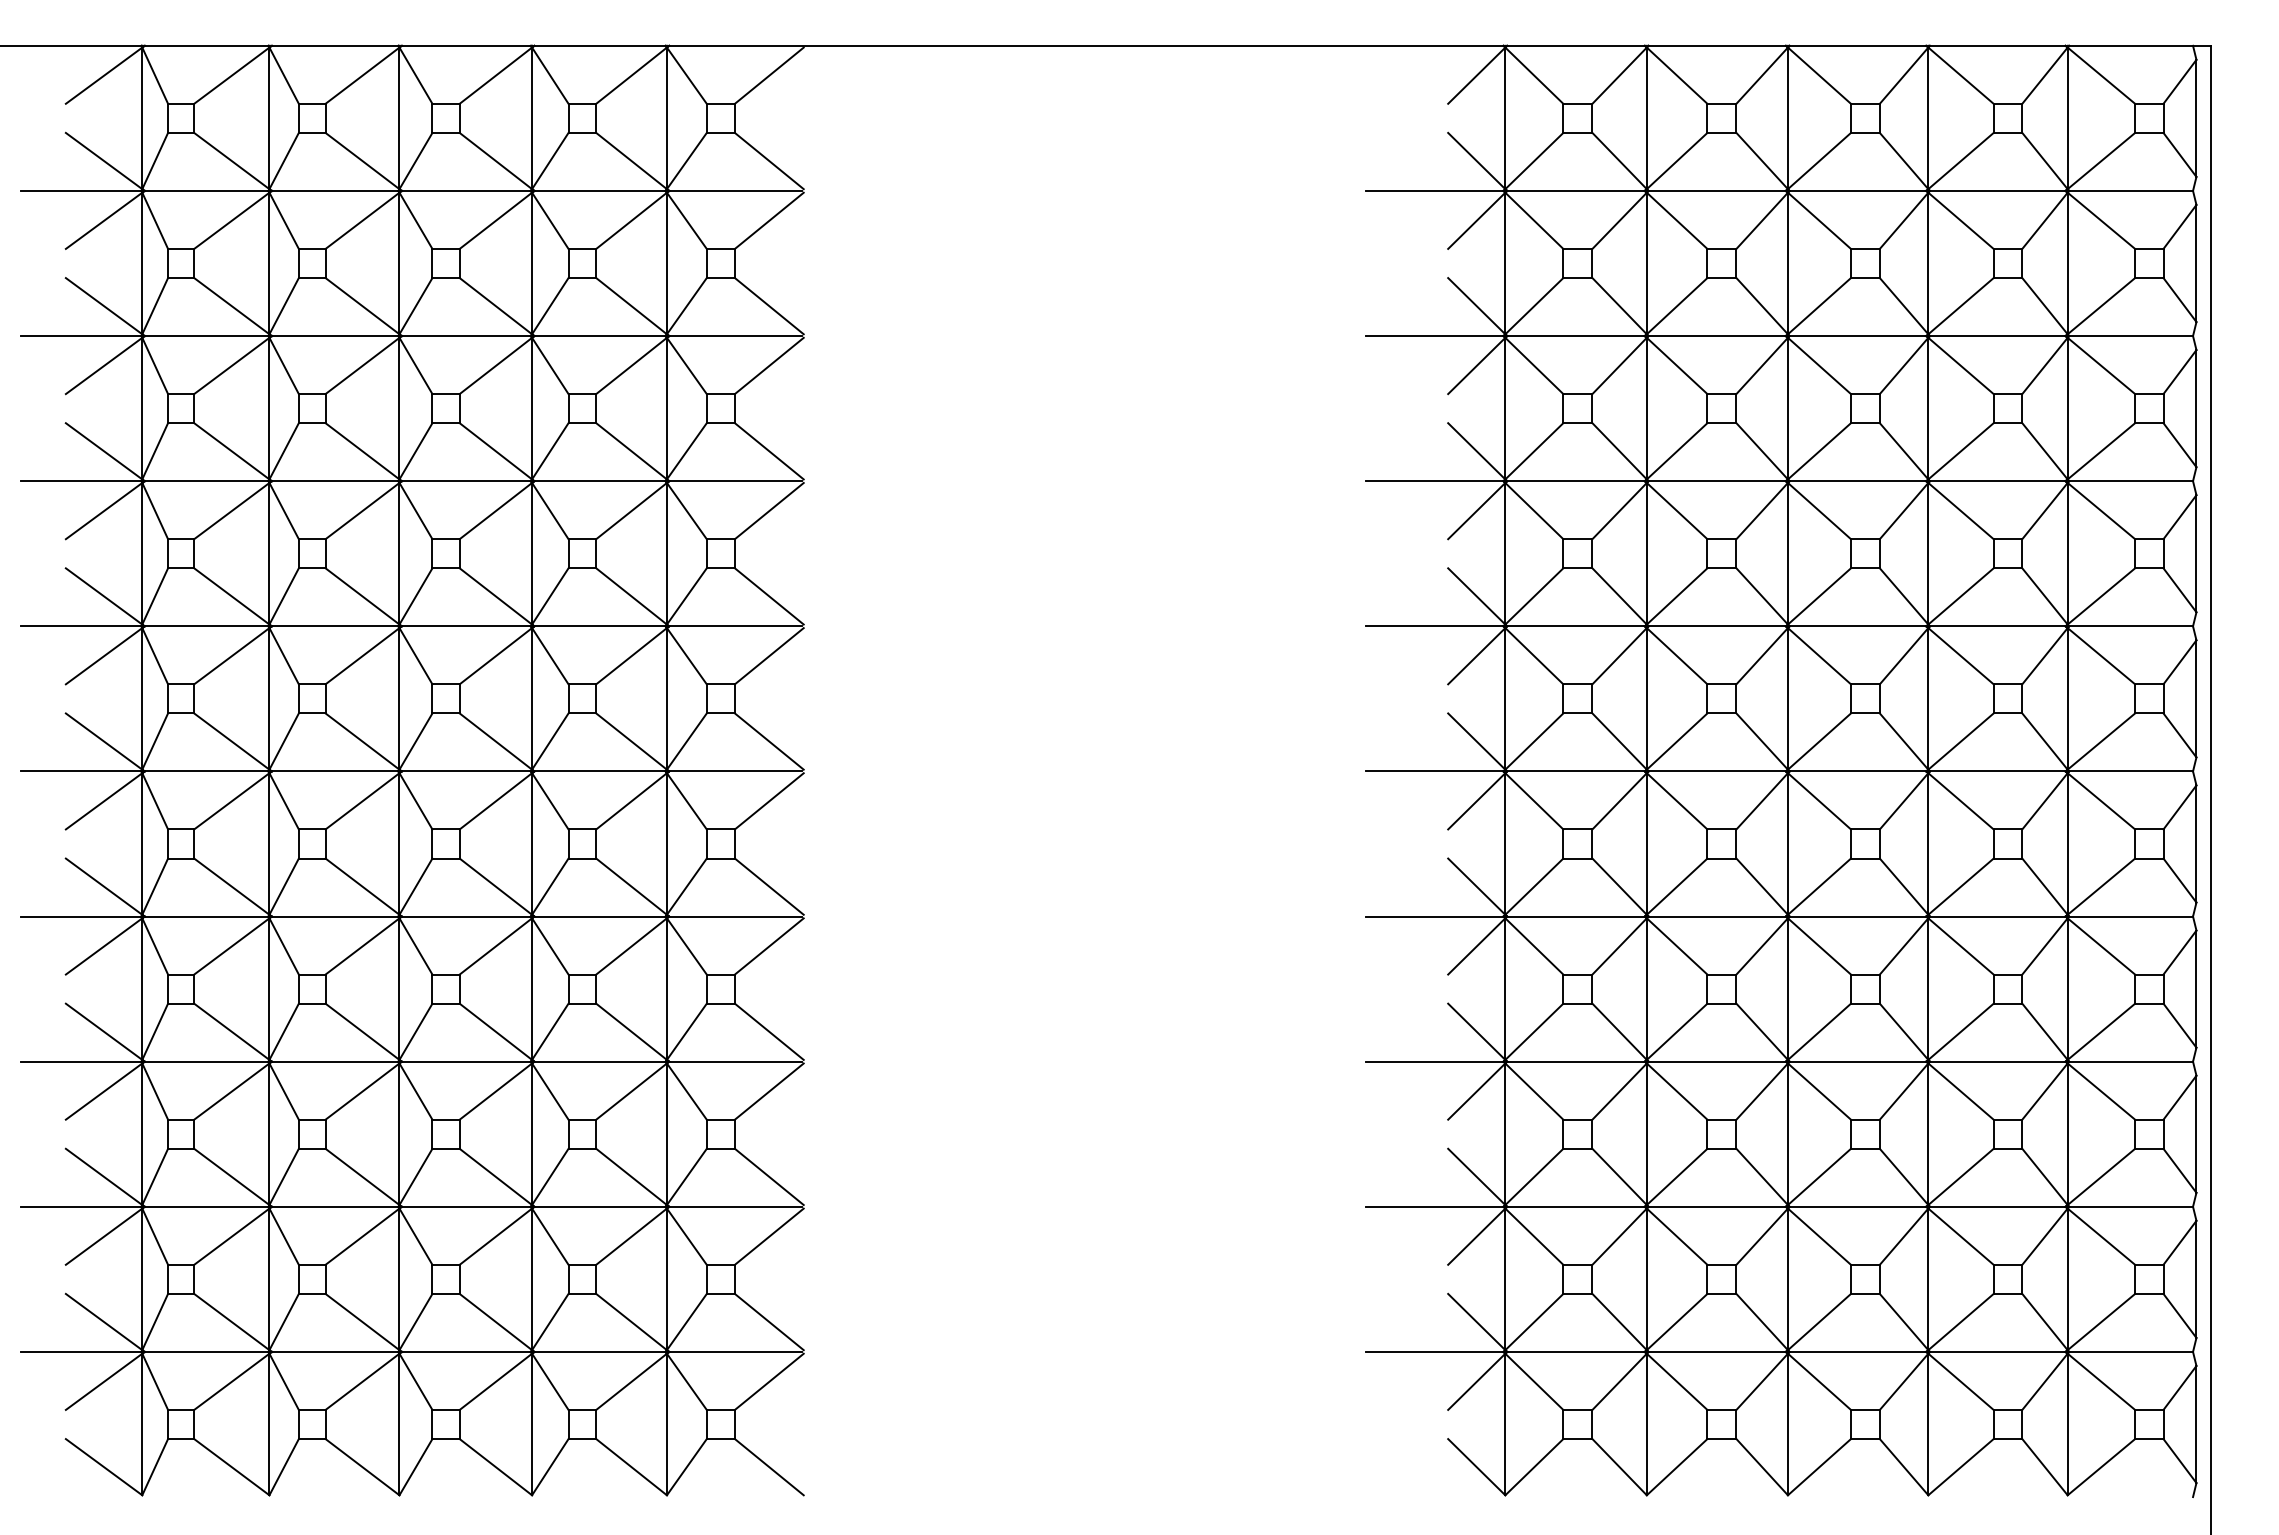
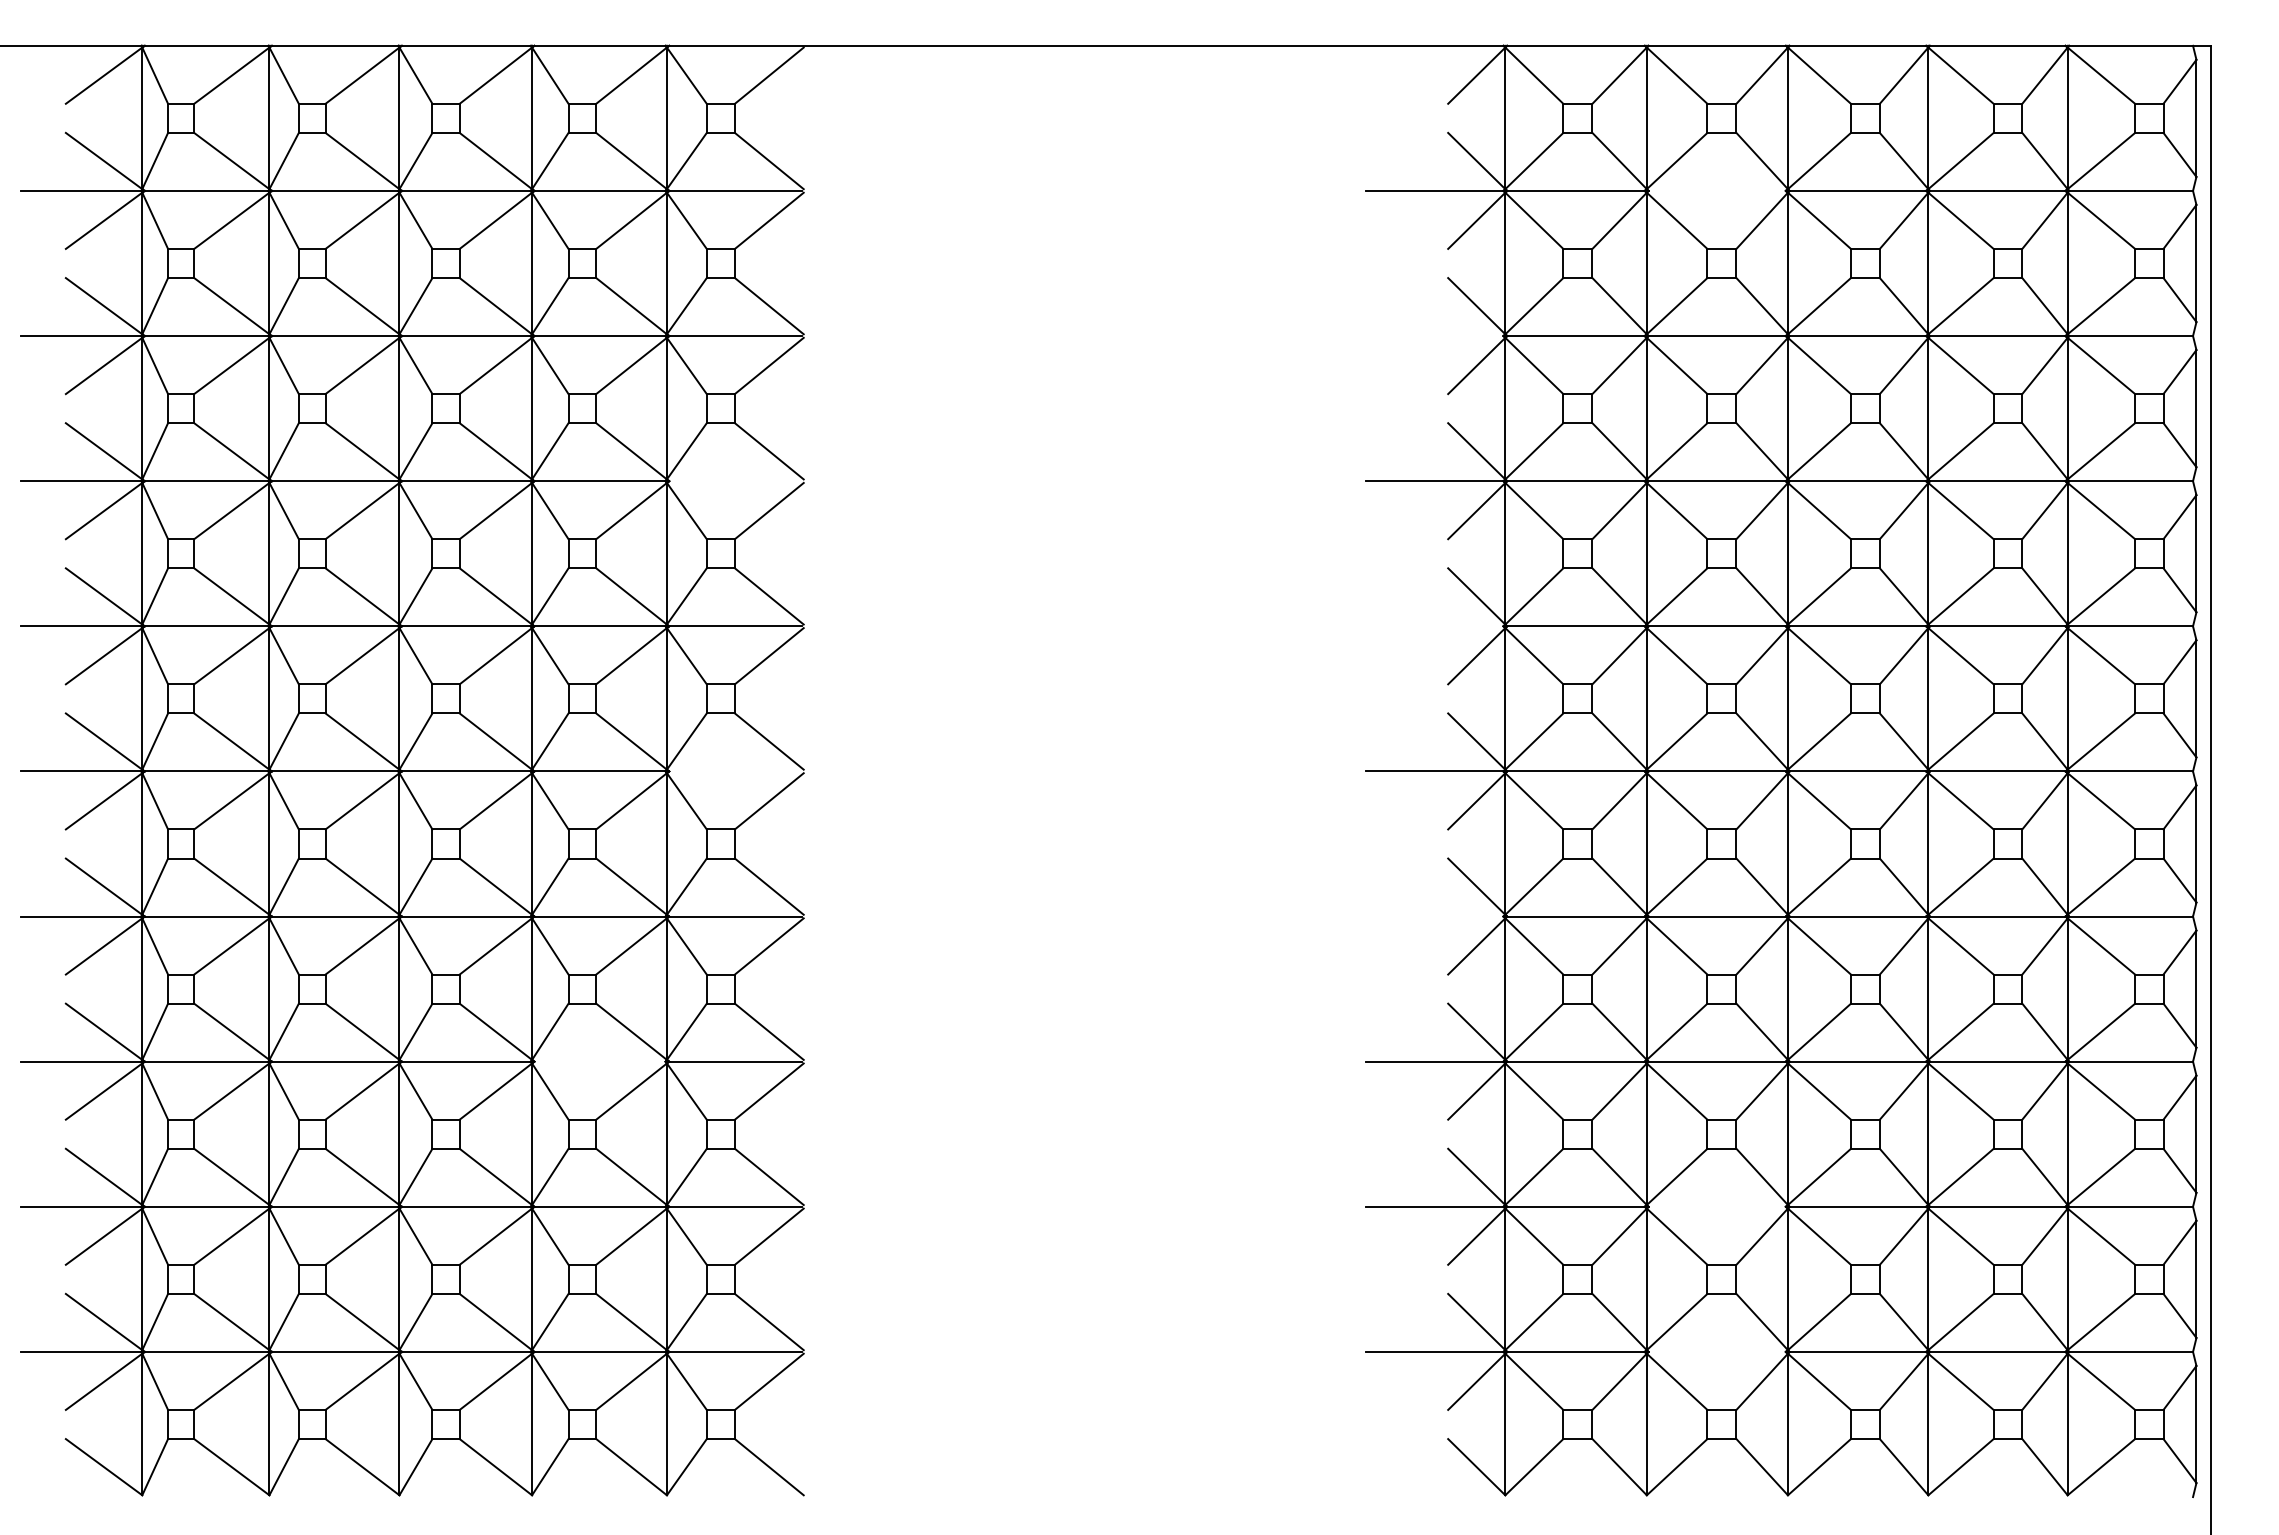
line: present -> none (1716, 190)
line: present -> none (1434, 336)
line: present -> none (735, 481)
line: present -> none (1434, 626)
line: present -> none (735, 771)
line: present -> none (1434, 916)
line: present -> none (599, 1061)
line: present -> none (1716, 1206)
line: present -> none (1716, 1351)
